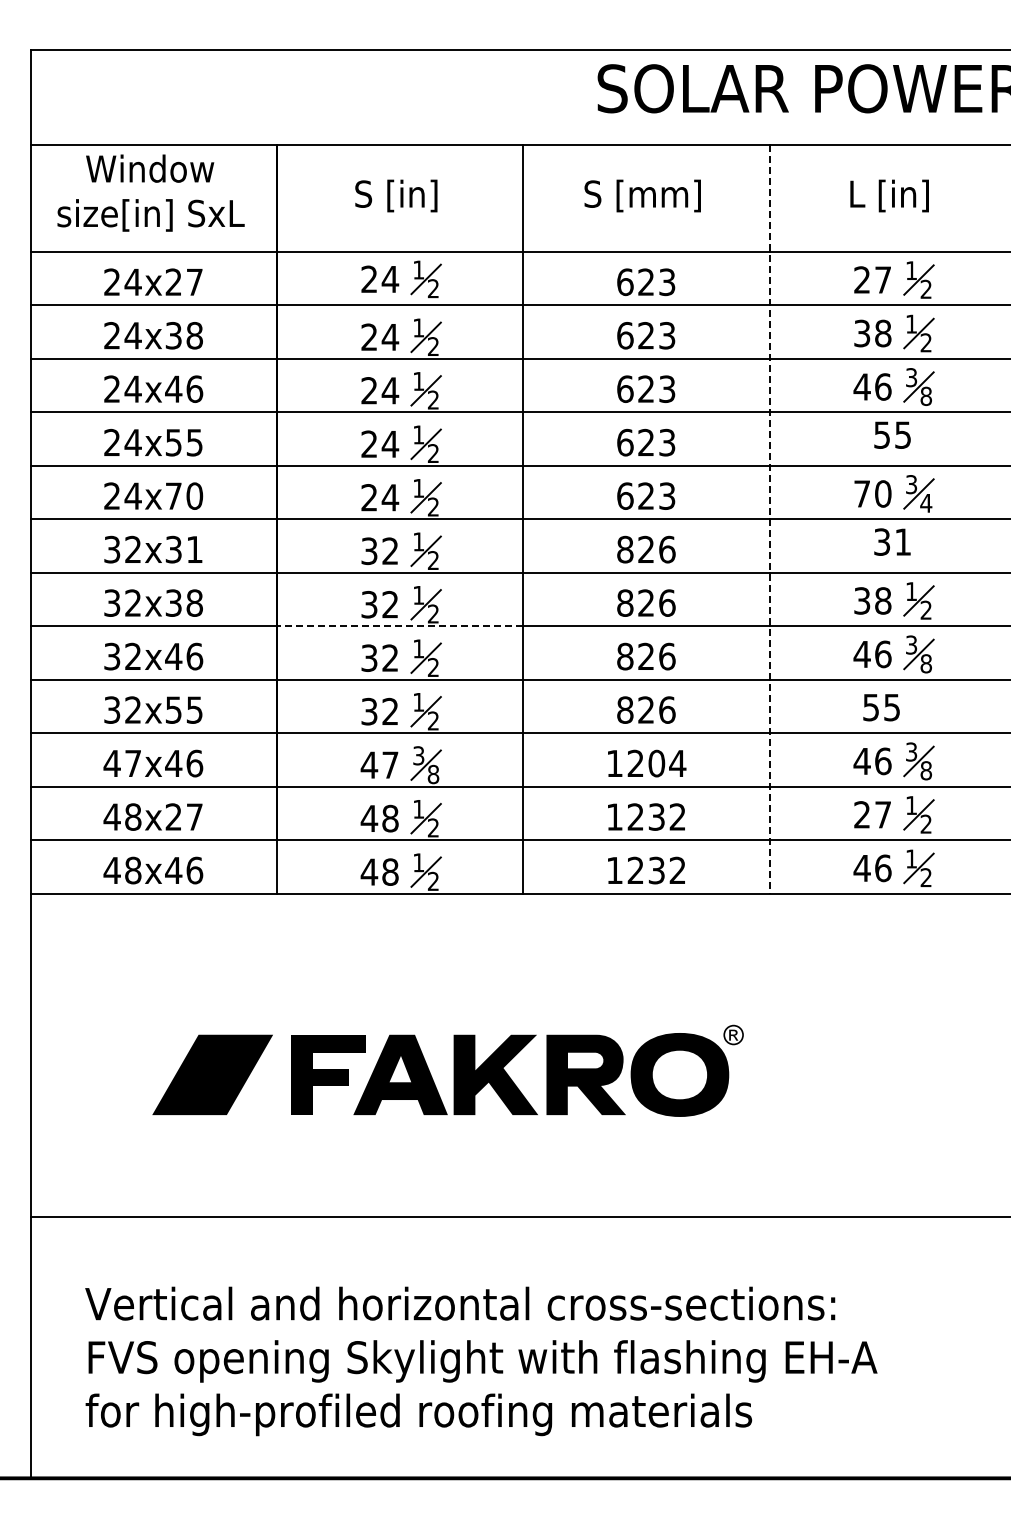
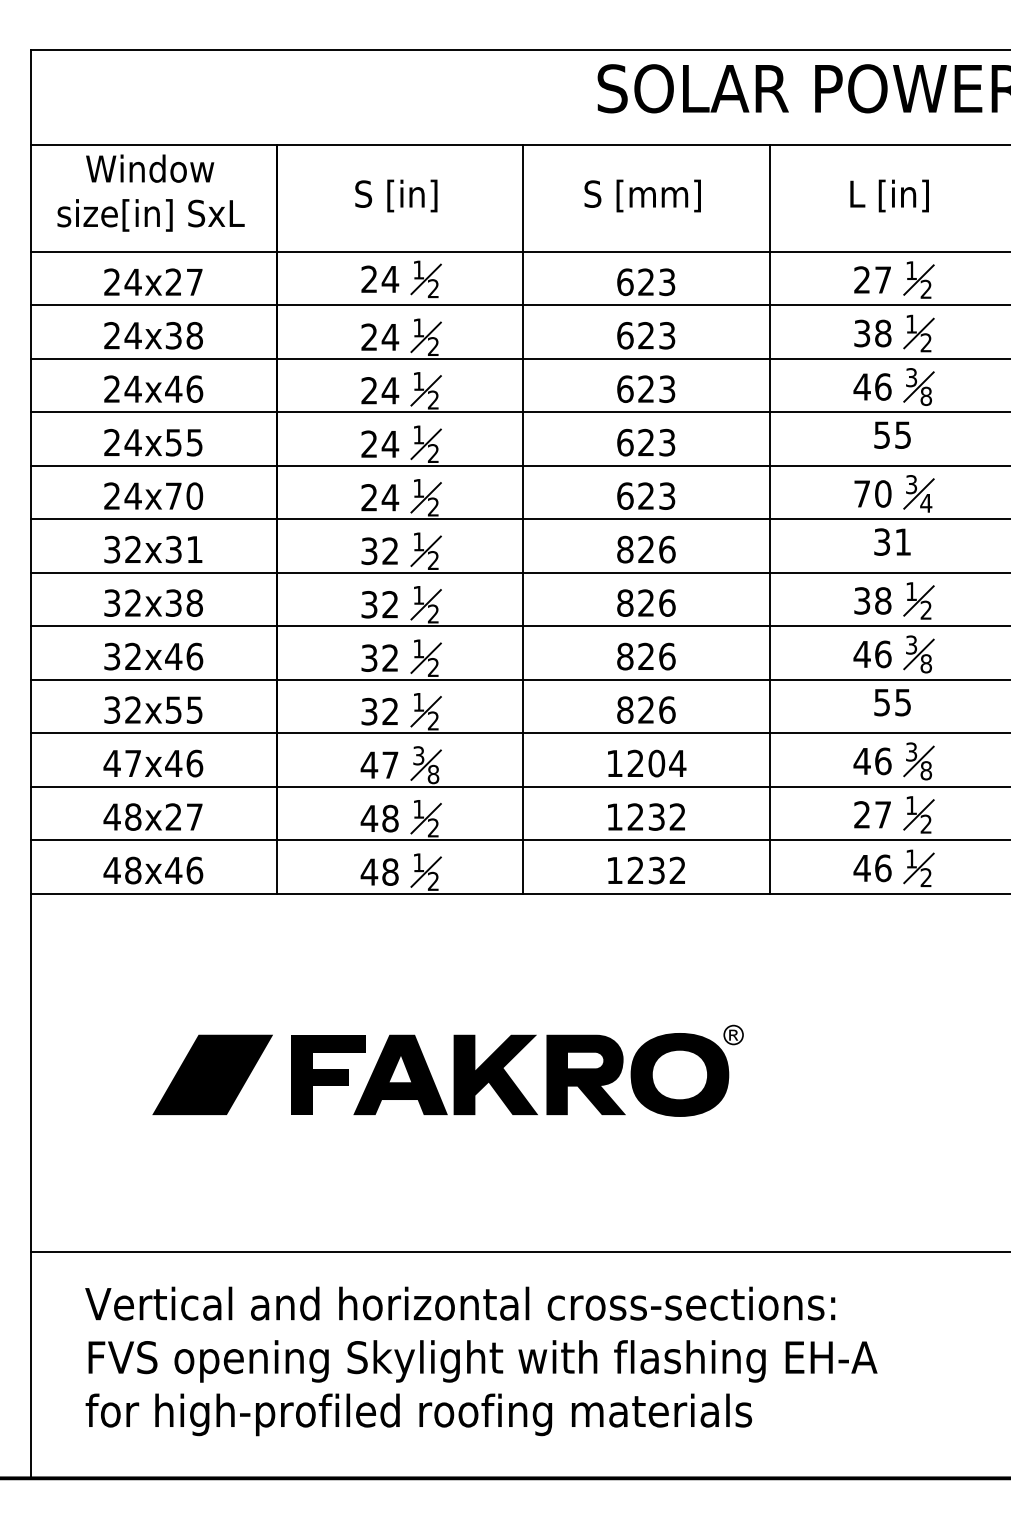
line: dashed -> solid (769, 519)
line: dashed -> solid (399, 626)
text position: (881, 707) -> (892, 702) (892, 702)
line position: (519, 1216) -> (519, 1251) (519, 1251)
